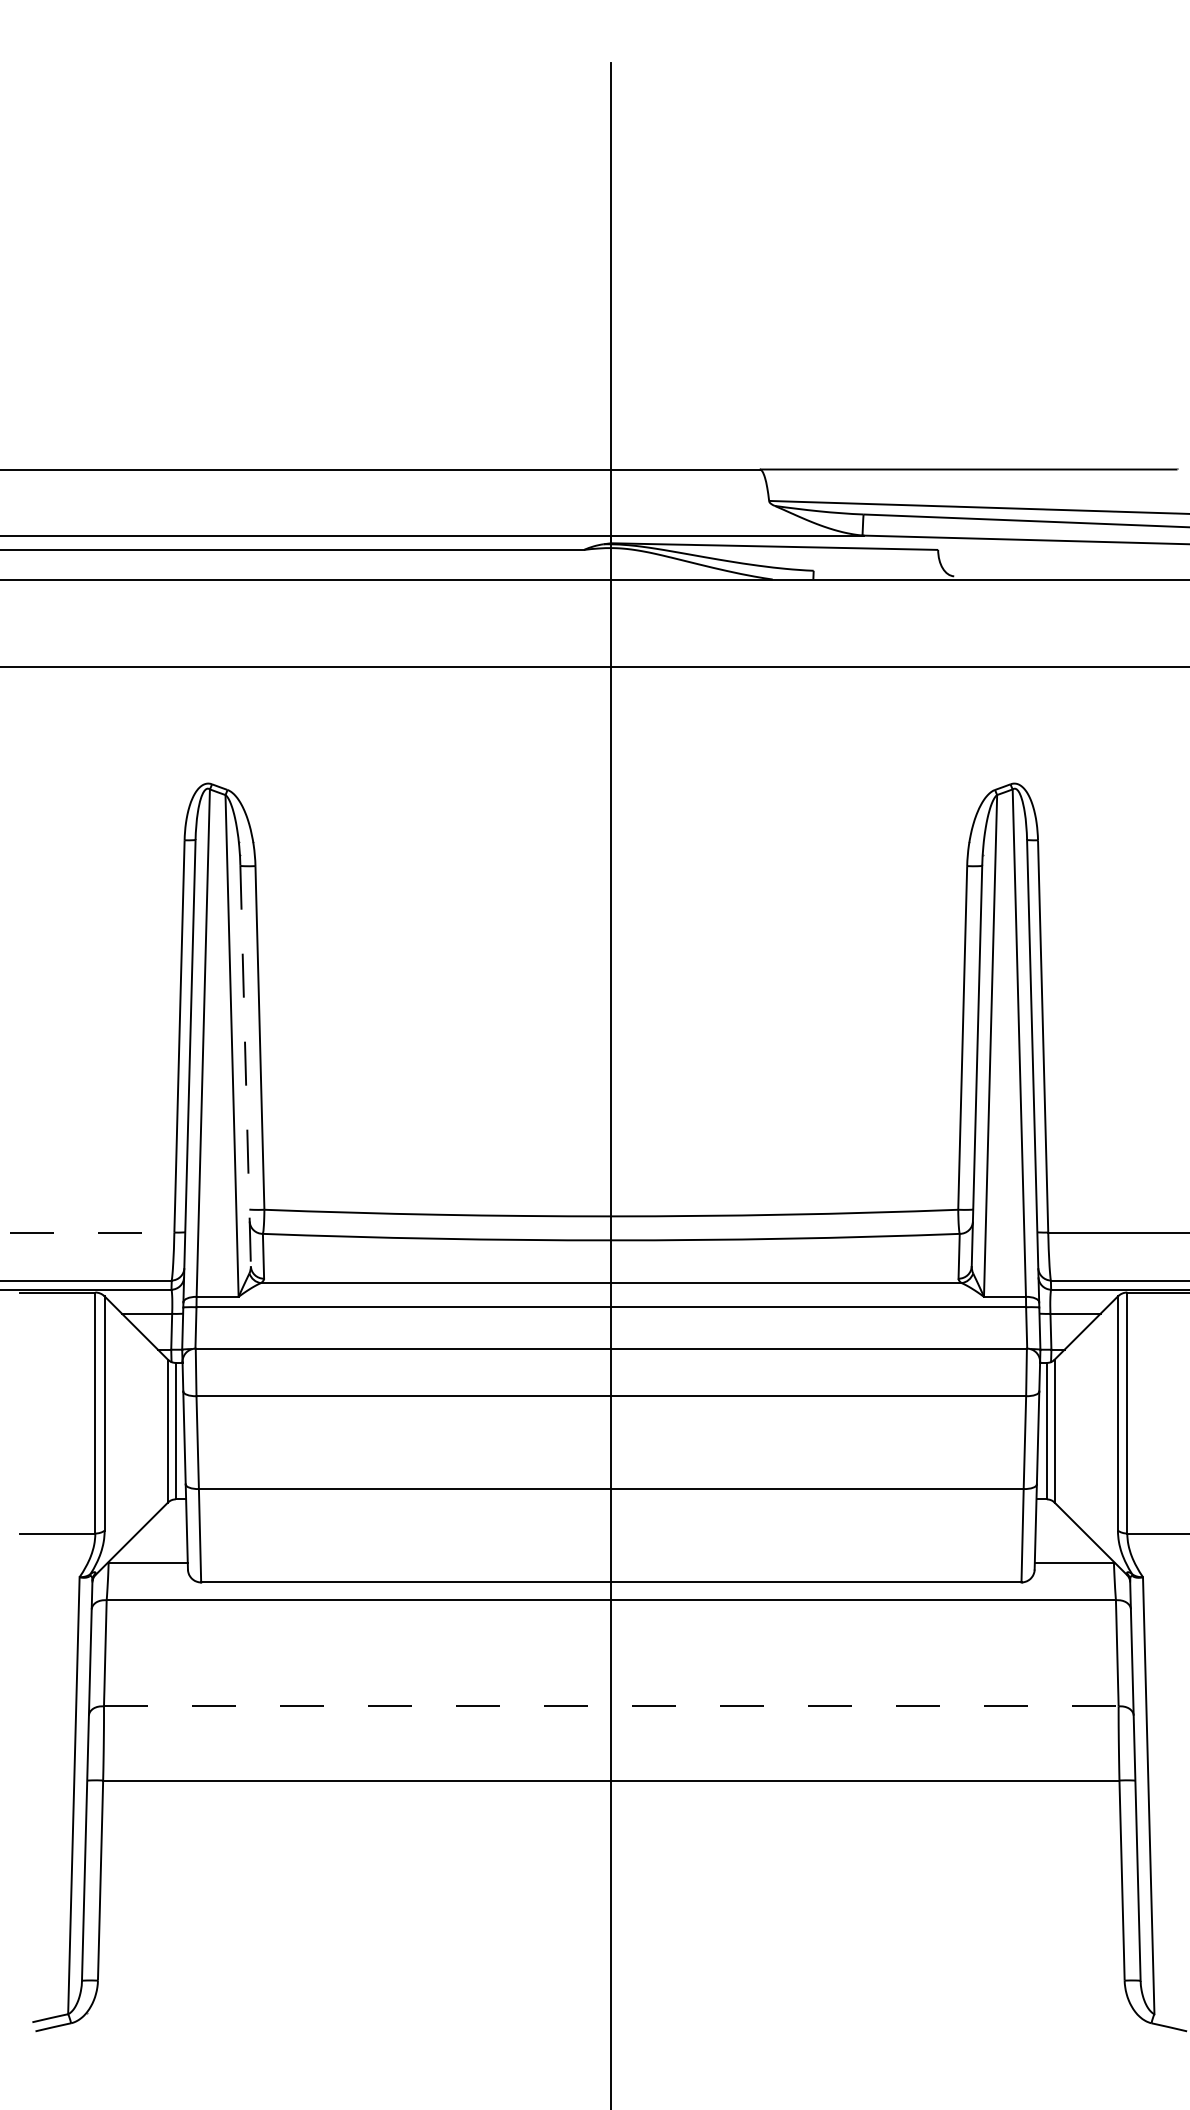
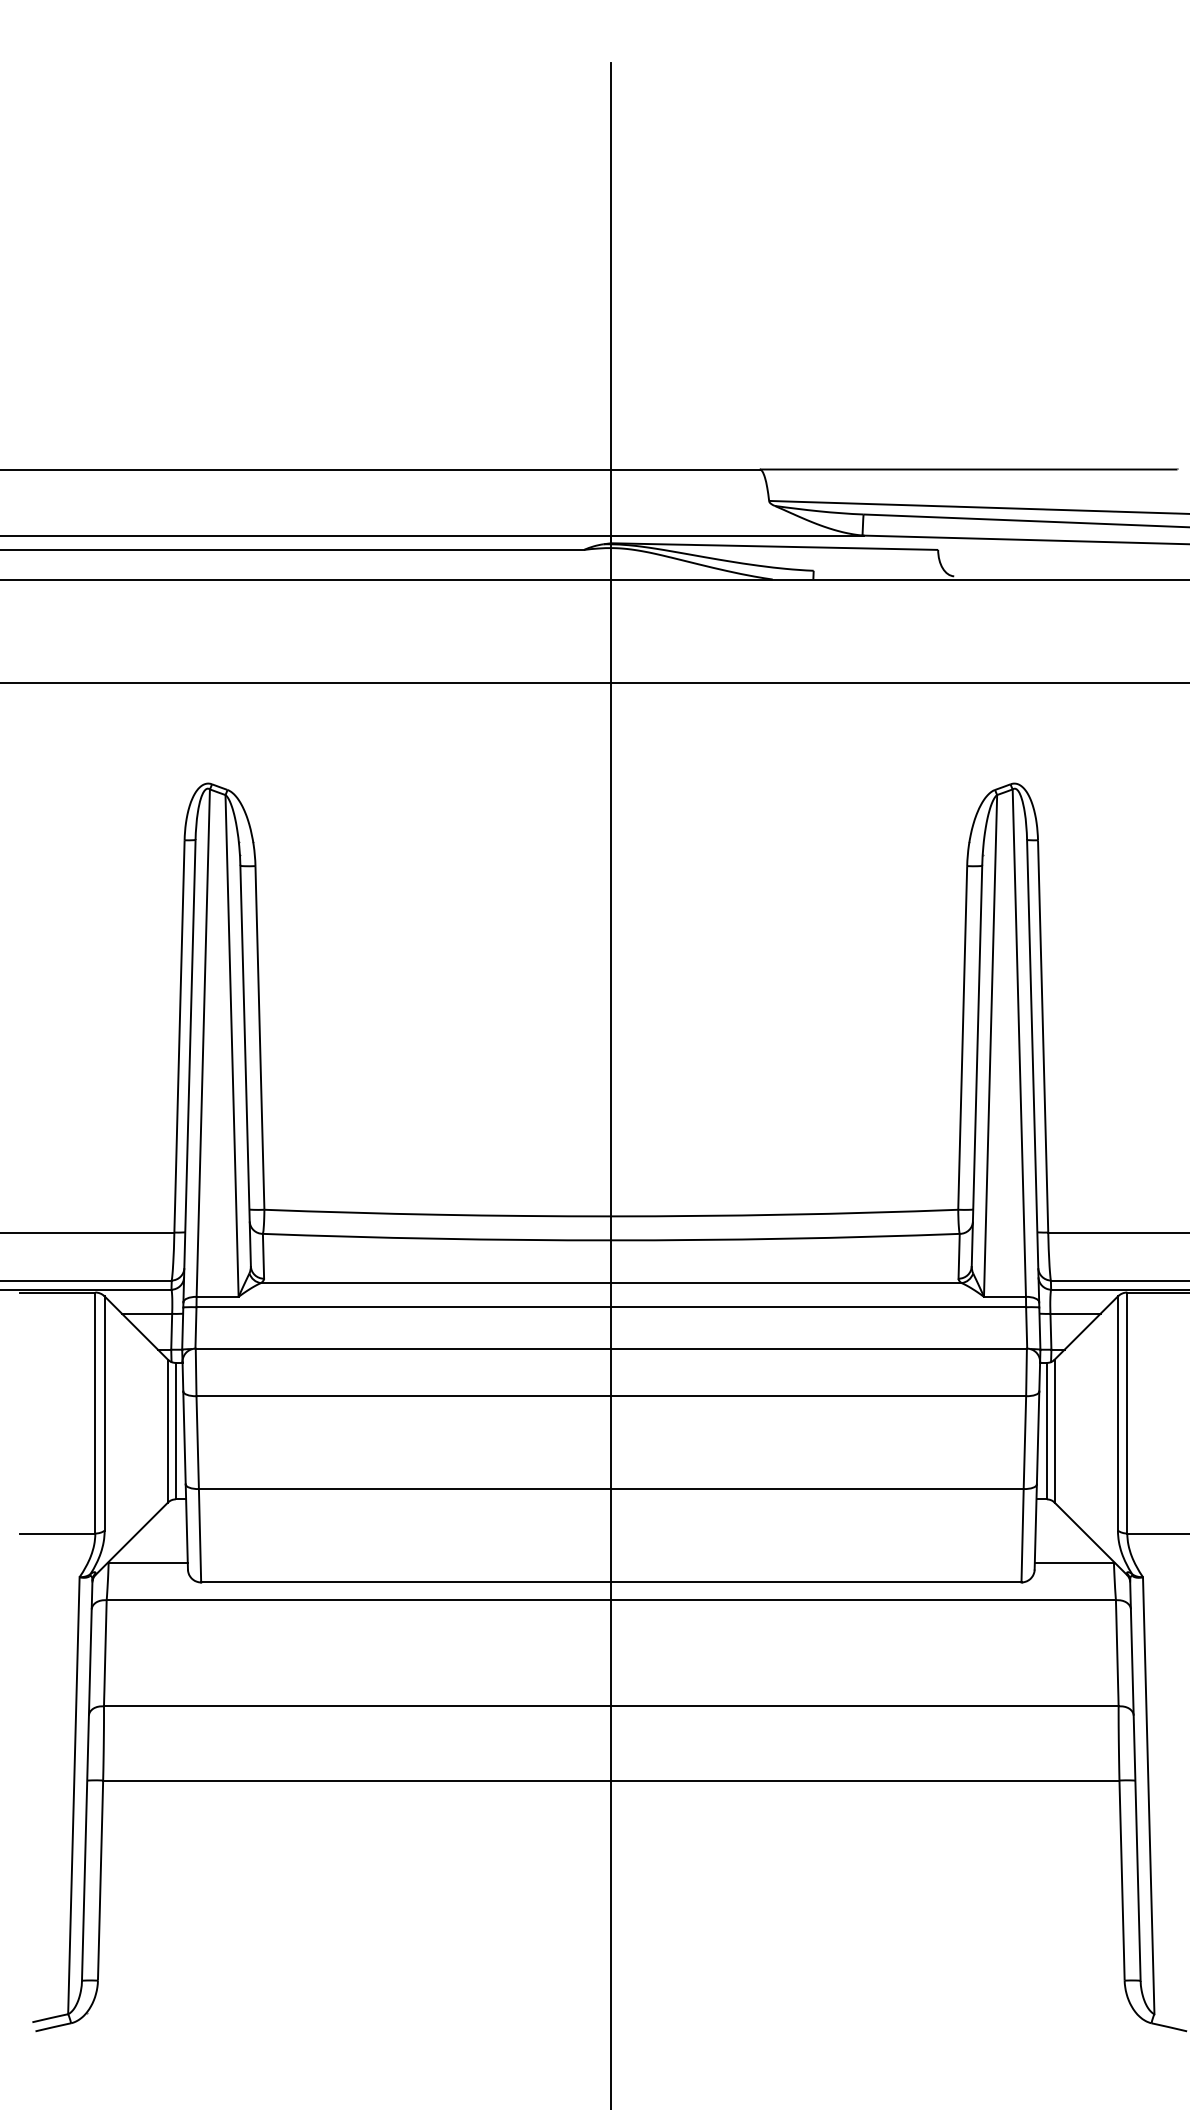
line position: (594, 667) -> (594, 683) (594, 683)
line: dashed -> solid (245, 1066)
line: dashed -> solid (87, 1232)
line: dashed -> solid (611, 1706)
